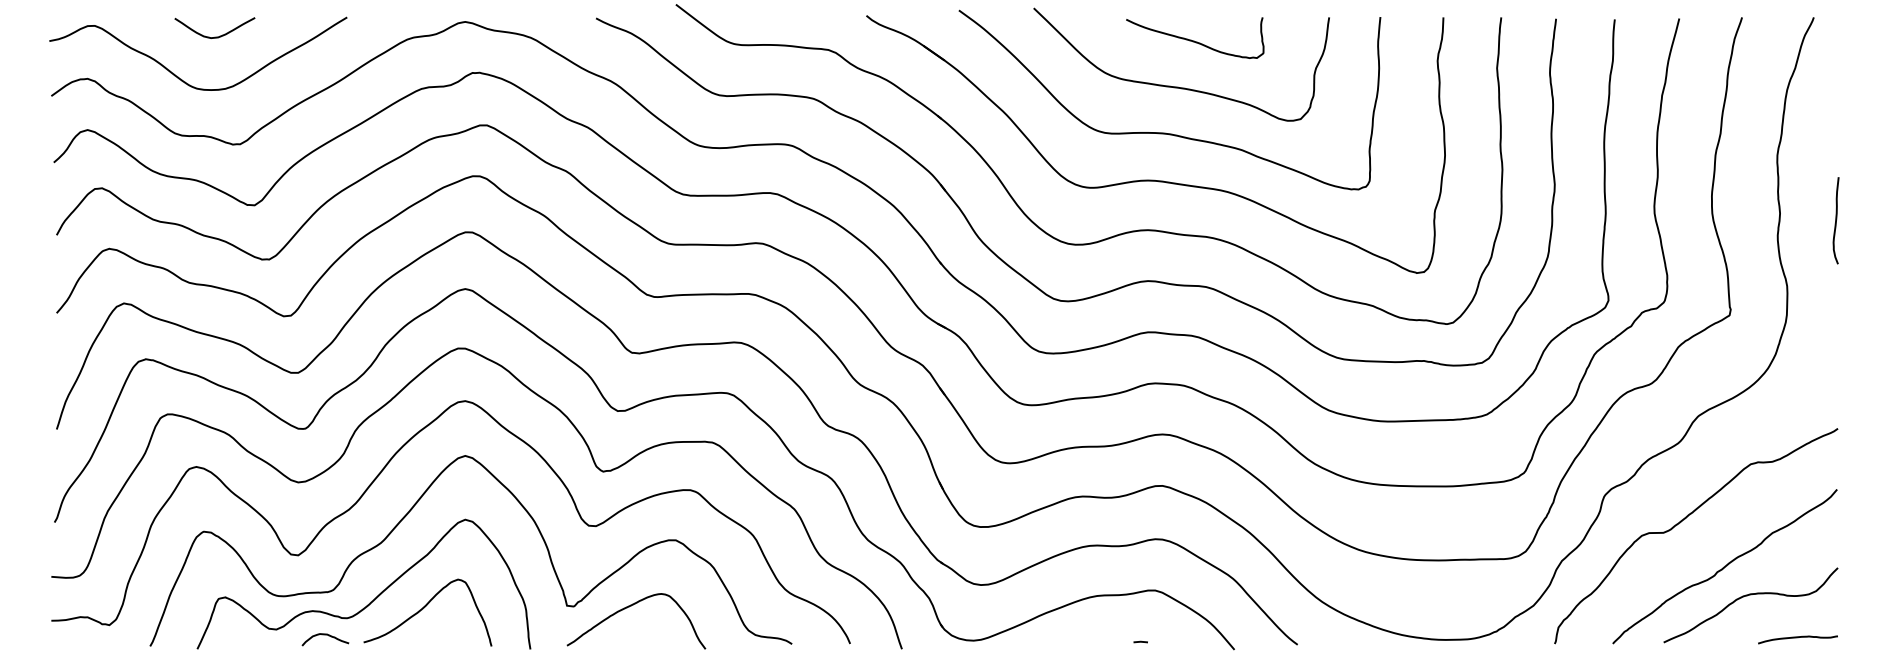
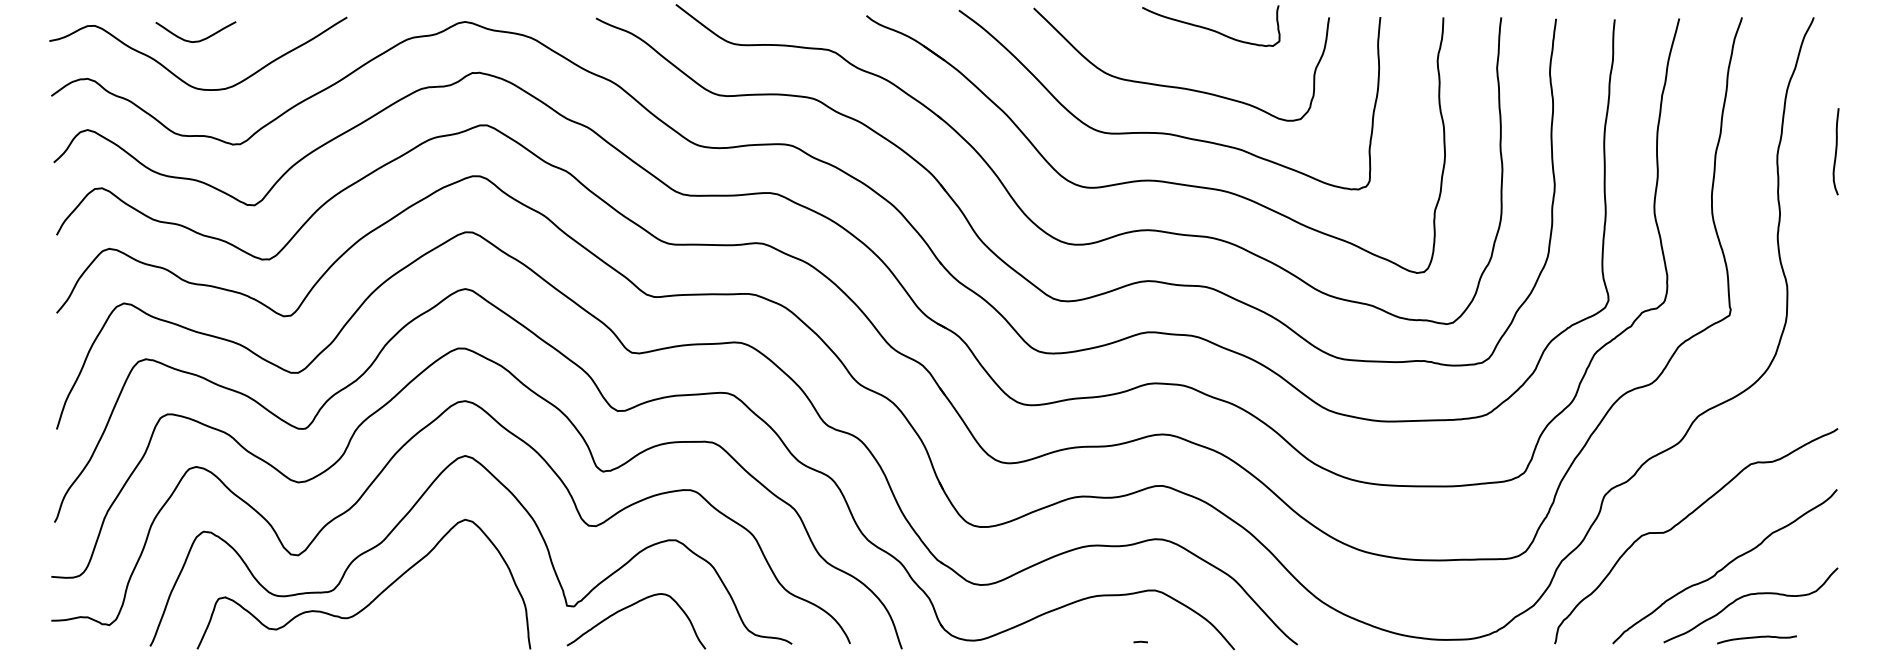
curve position: (214, 36) -> (195, 40) (195, 40)
curve position: (1194, 40) -> (1210, 28) (1210, 28)
curve position: (1835, 220) -> (1835, 151) (1835, 151)
curve: present -> none (424, 608)
curve: present -> none (325, 635)
curve position: (1797, 638) -> (1756, 638) (1756, 638)
